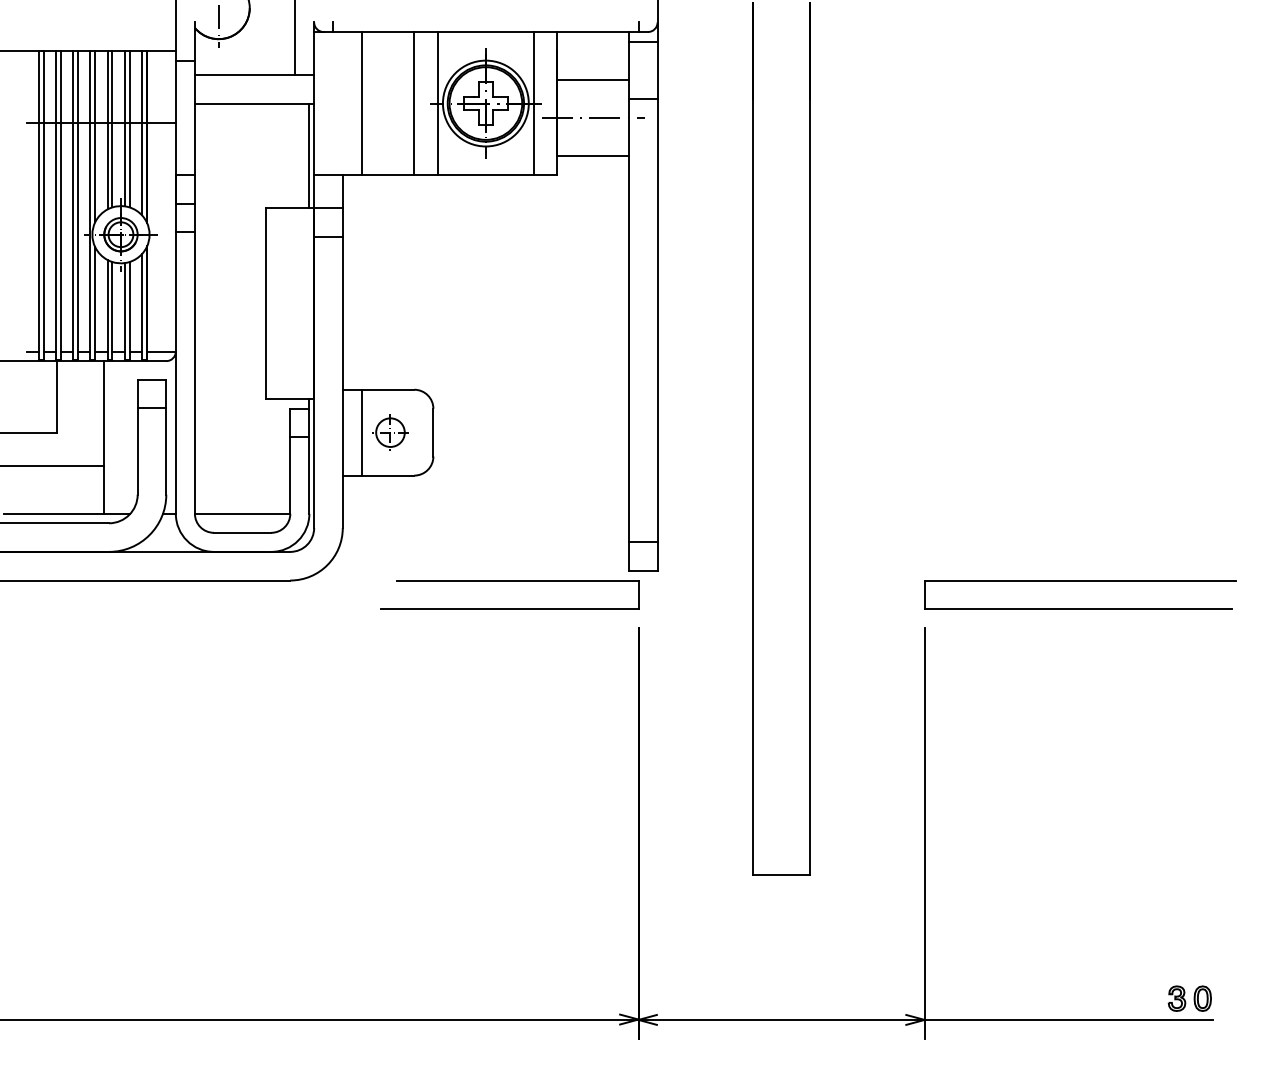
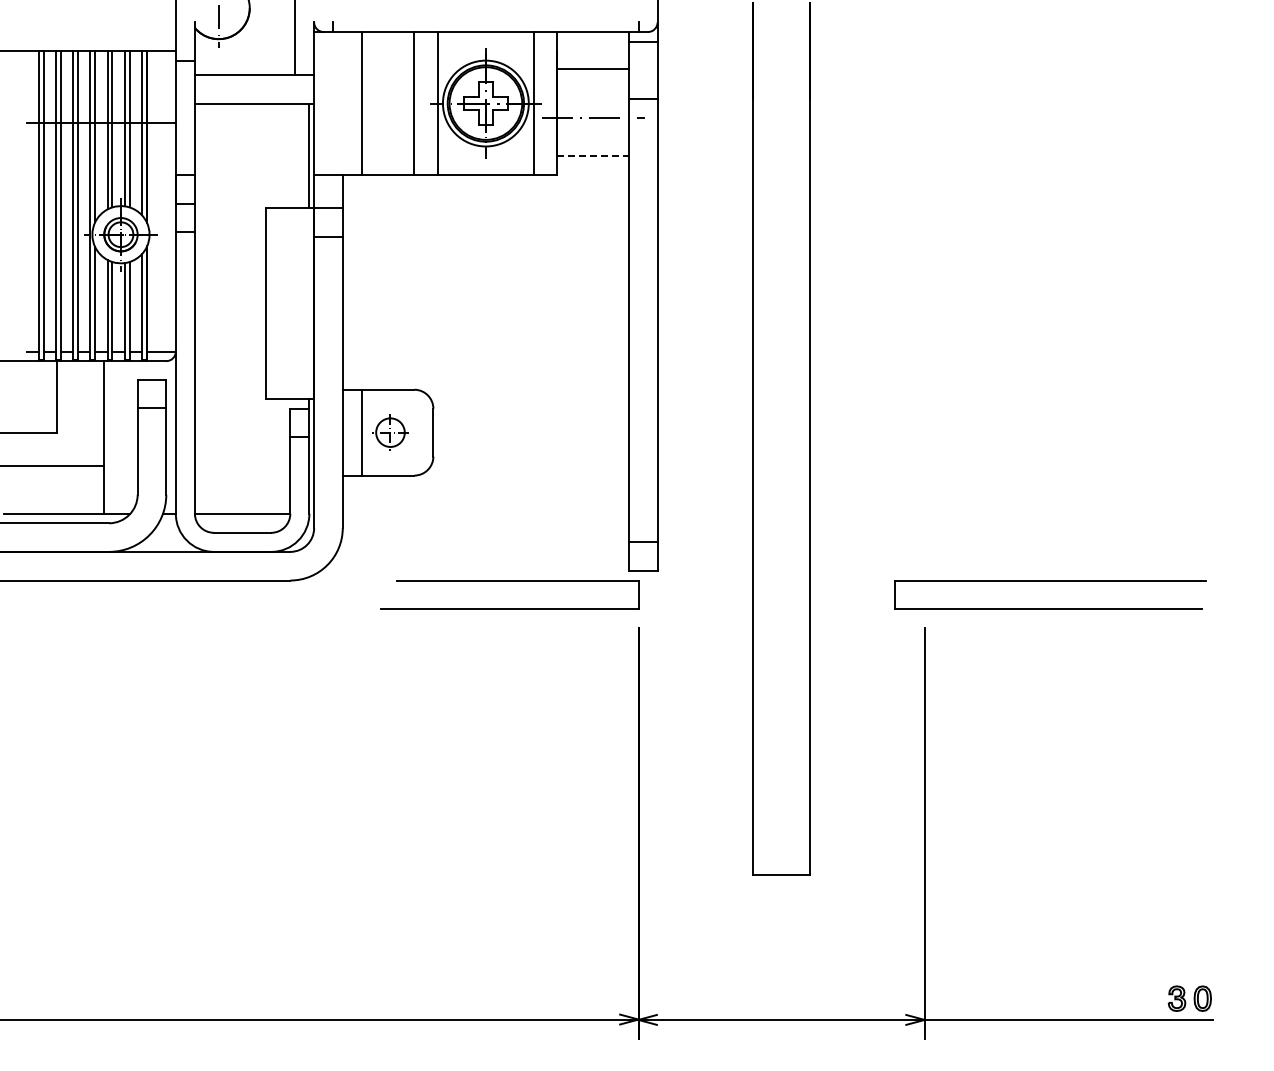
line position: (592, 79) -> (592, 68) (592, 68)
line: solid -> dashed (593, 156)
part position: (1080, 581) -> (1050, 581) (1050, 581)
